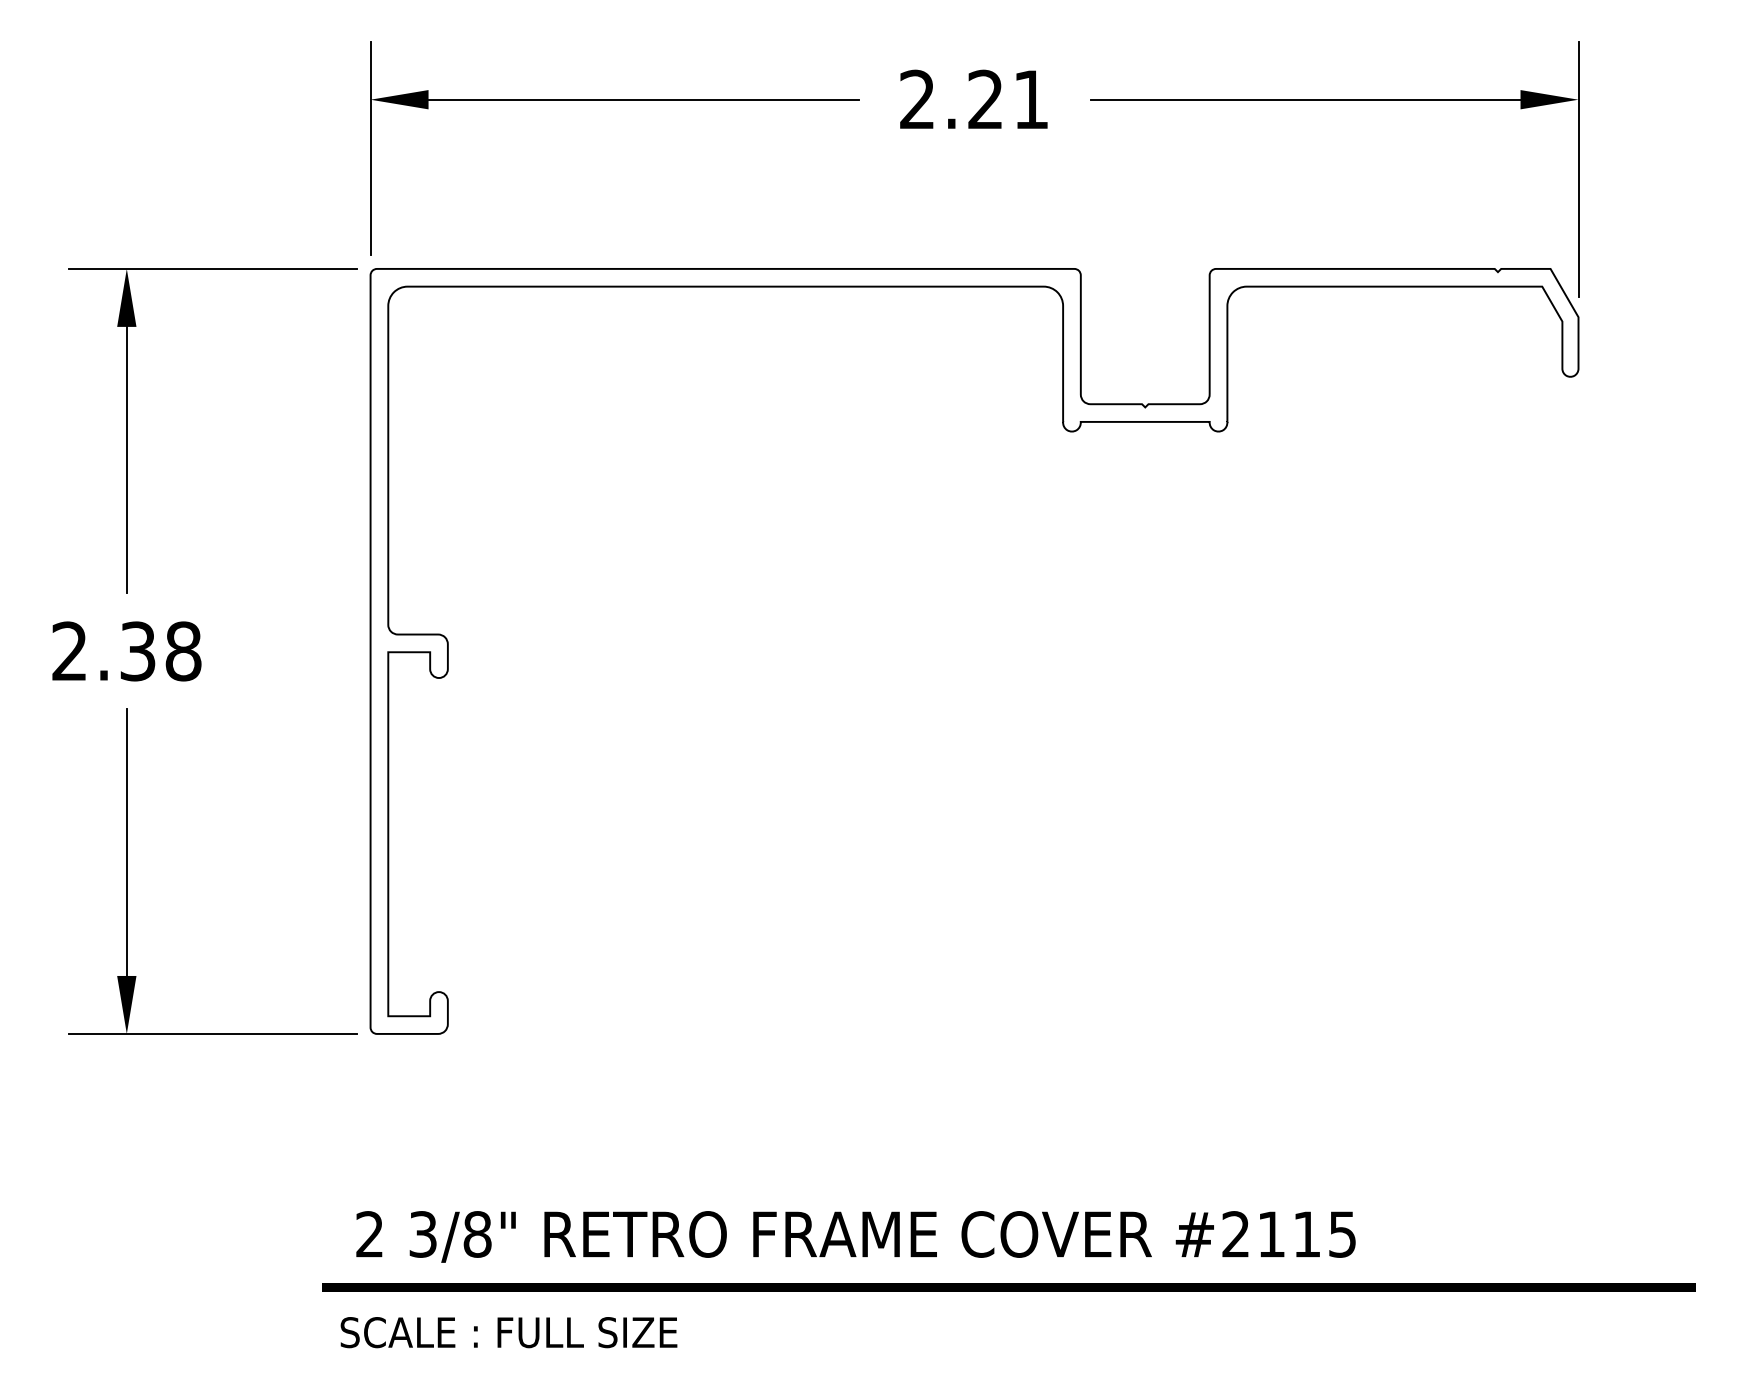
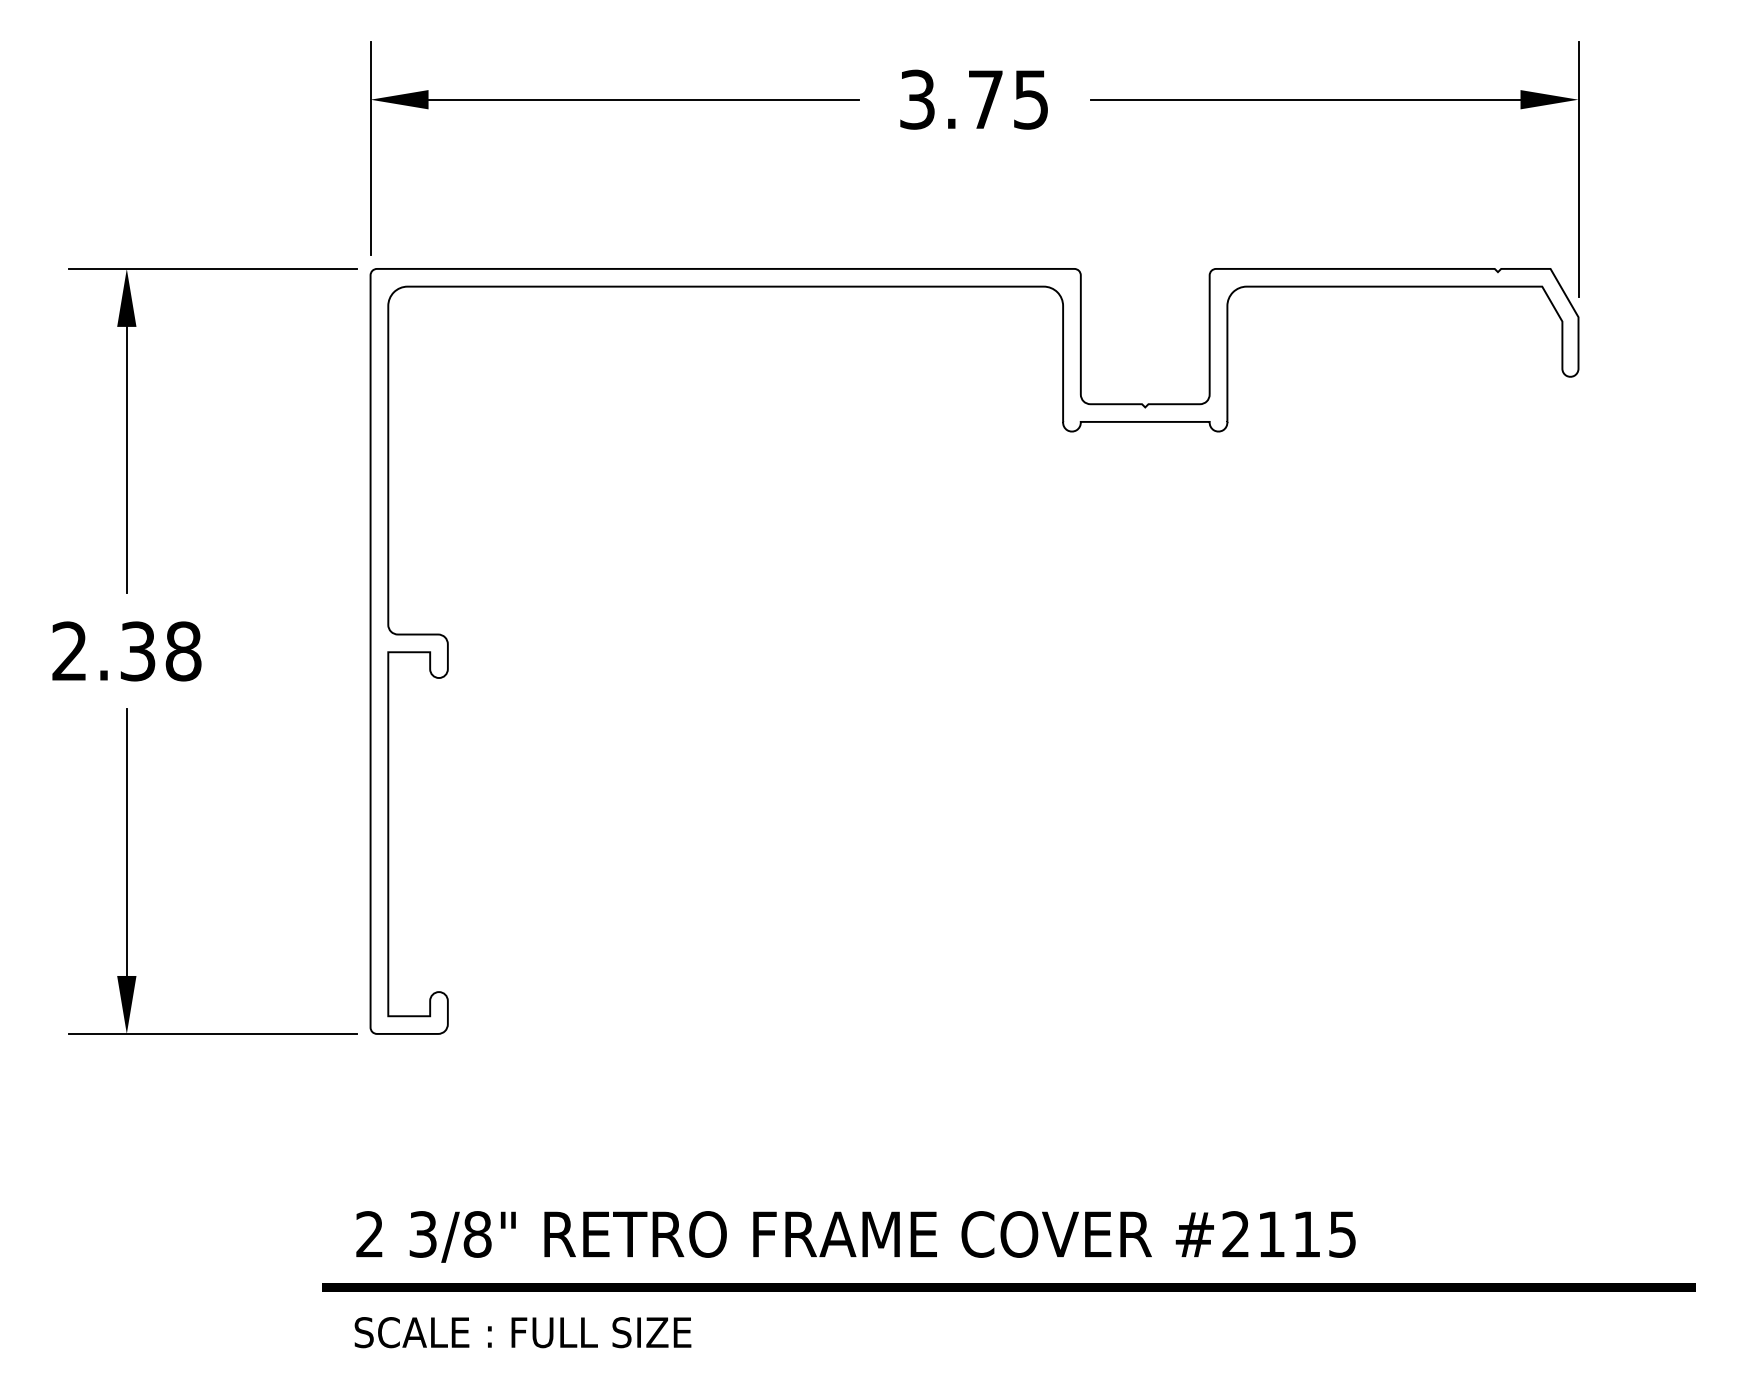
text: 2.21 -> 3.75 (973, 99)
text position: (508, 1332) -> (522, 1332) (522, 1332)
